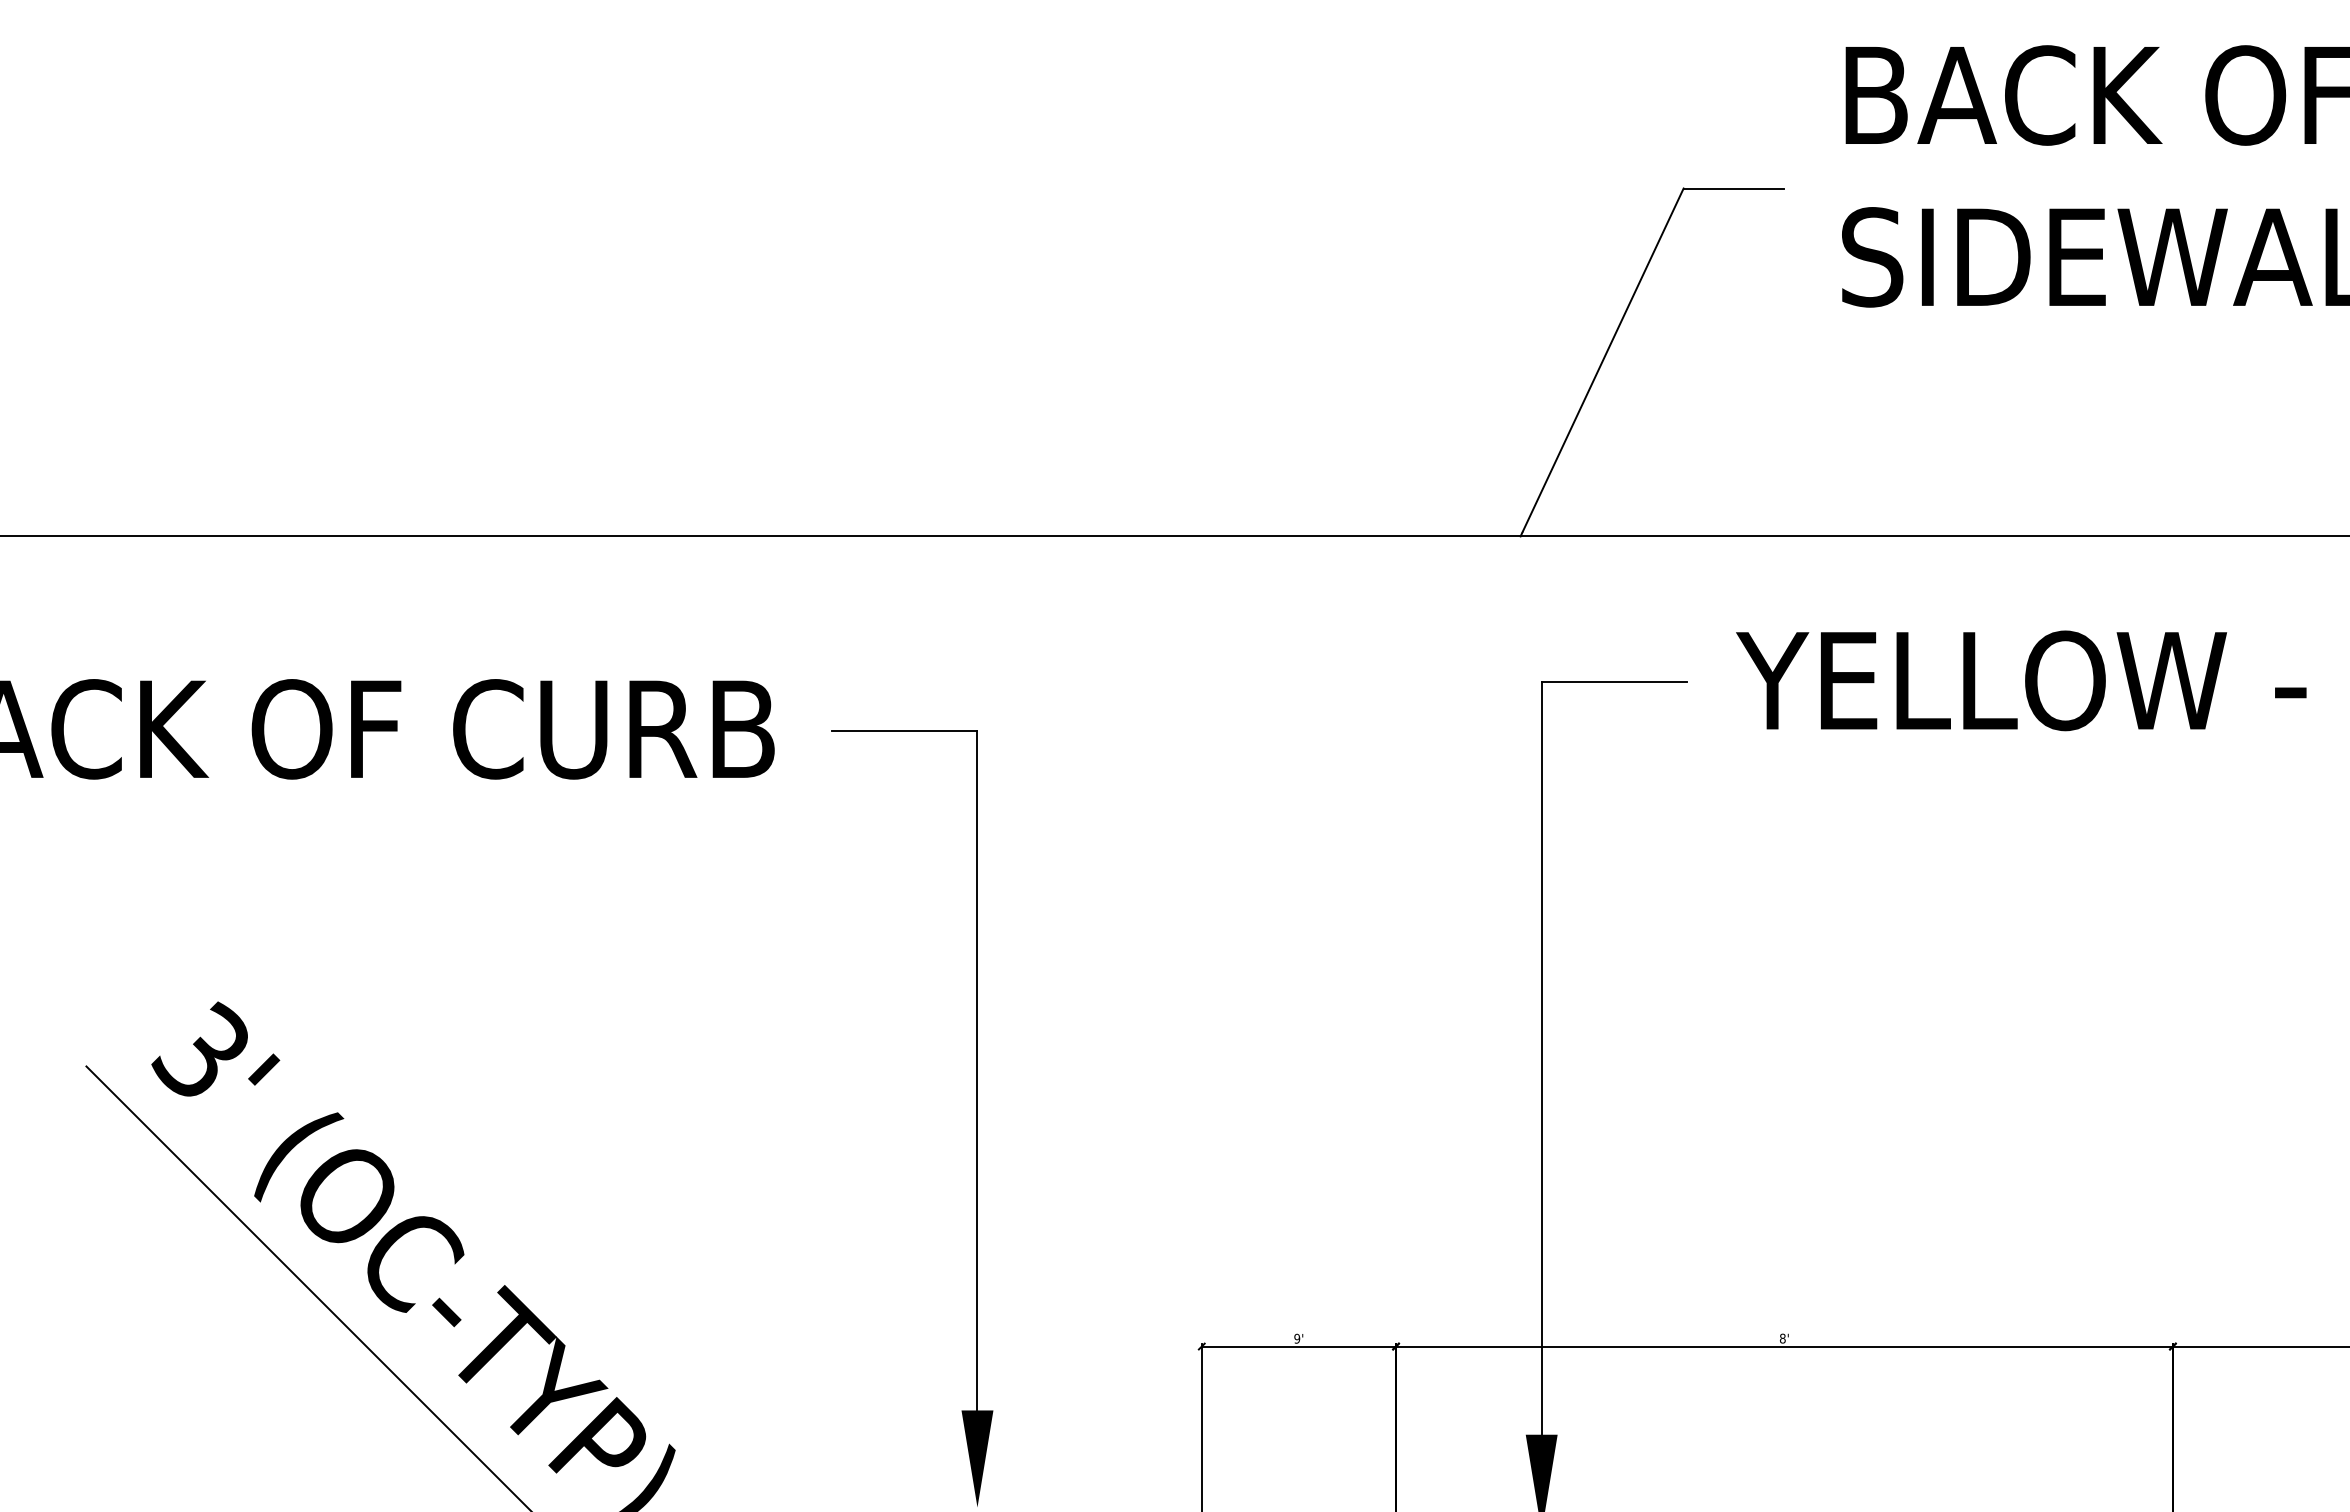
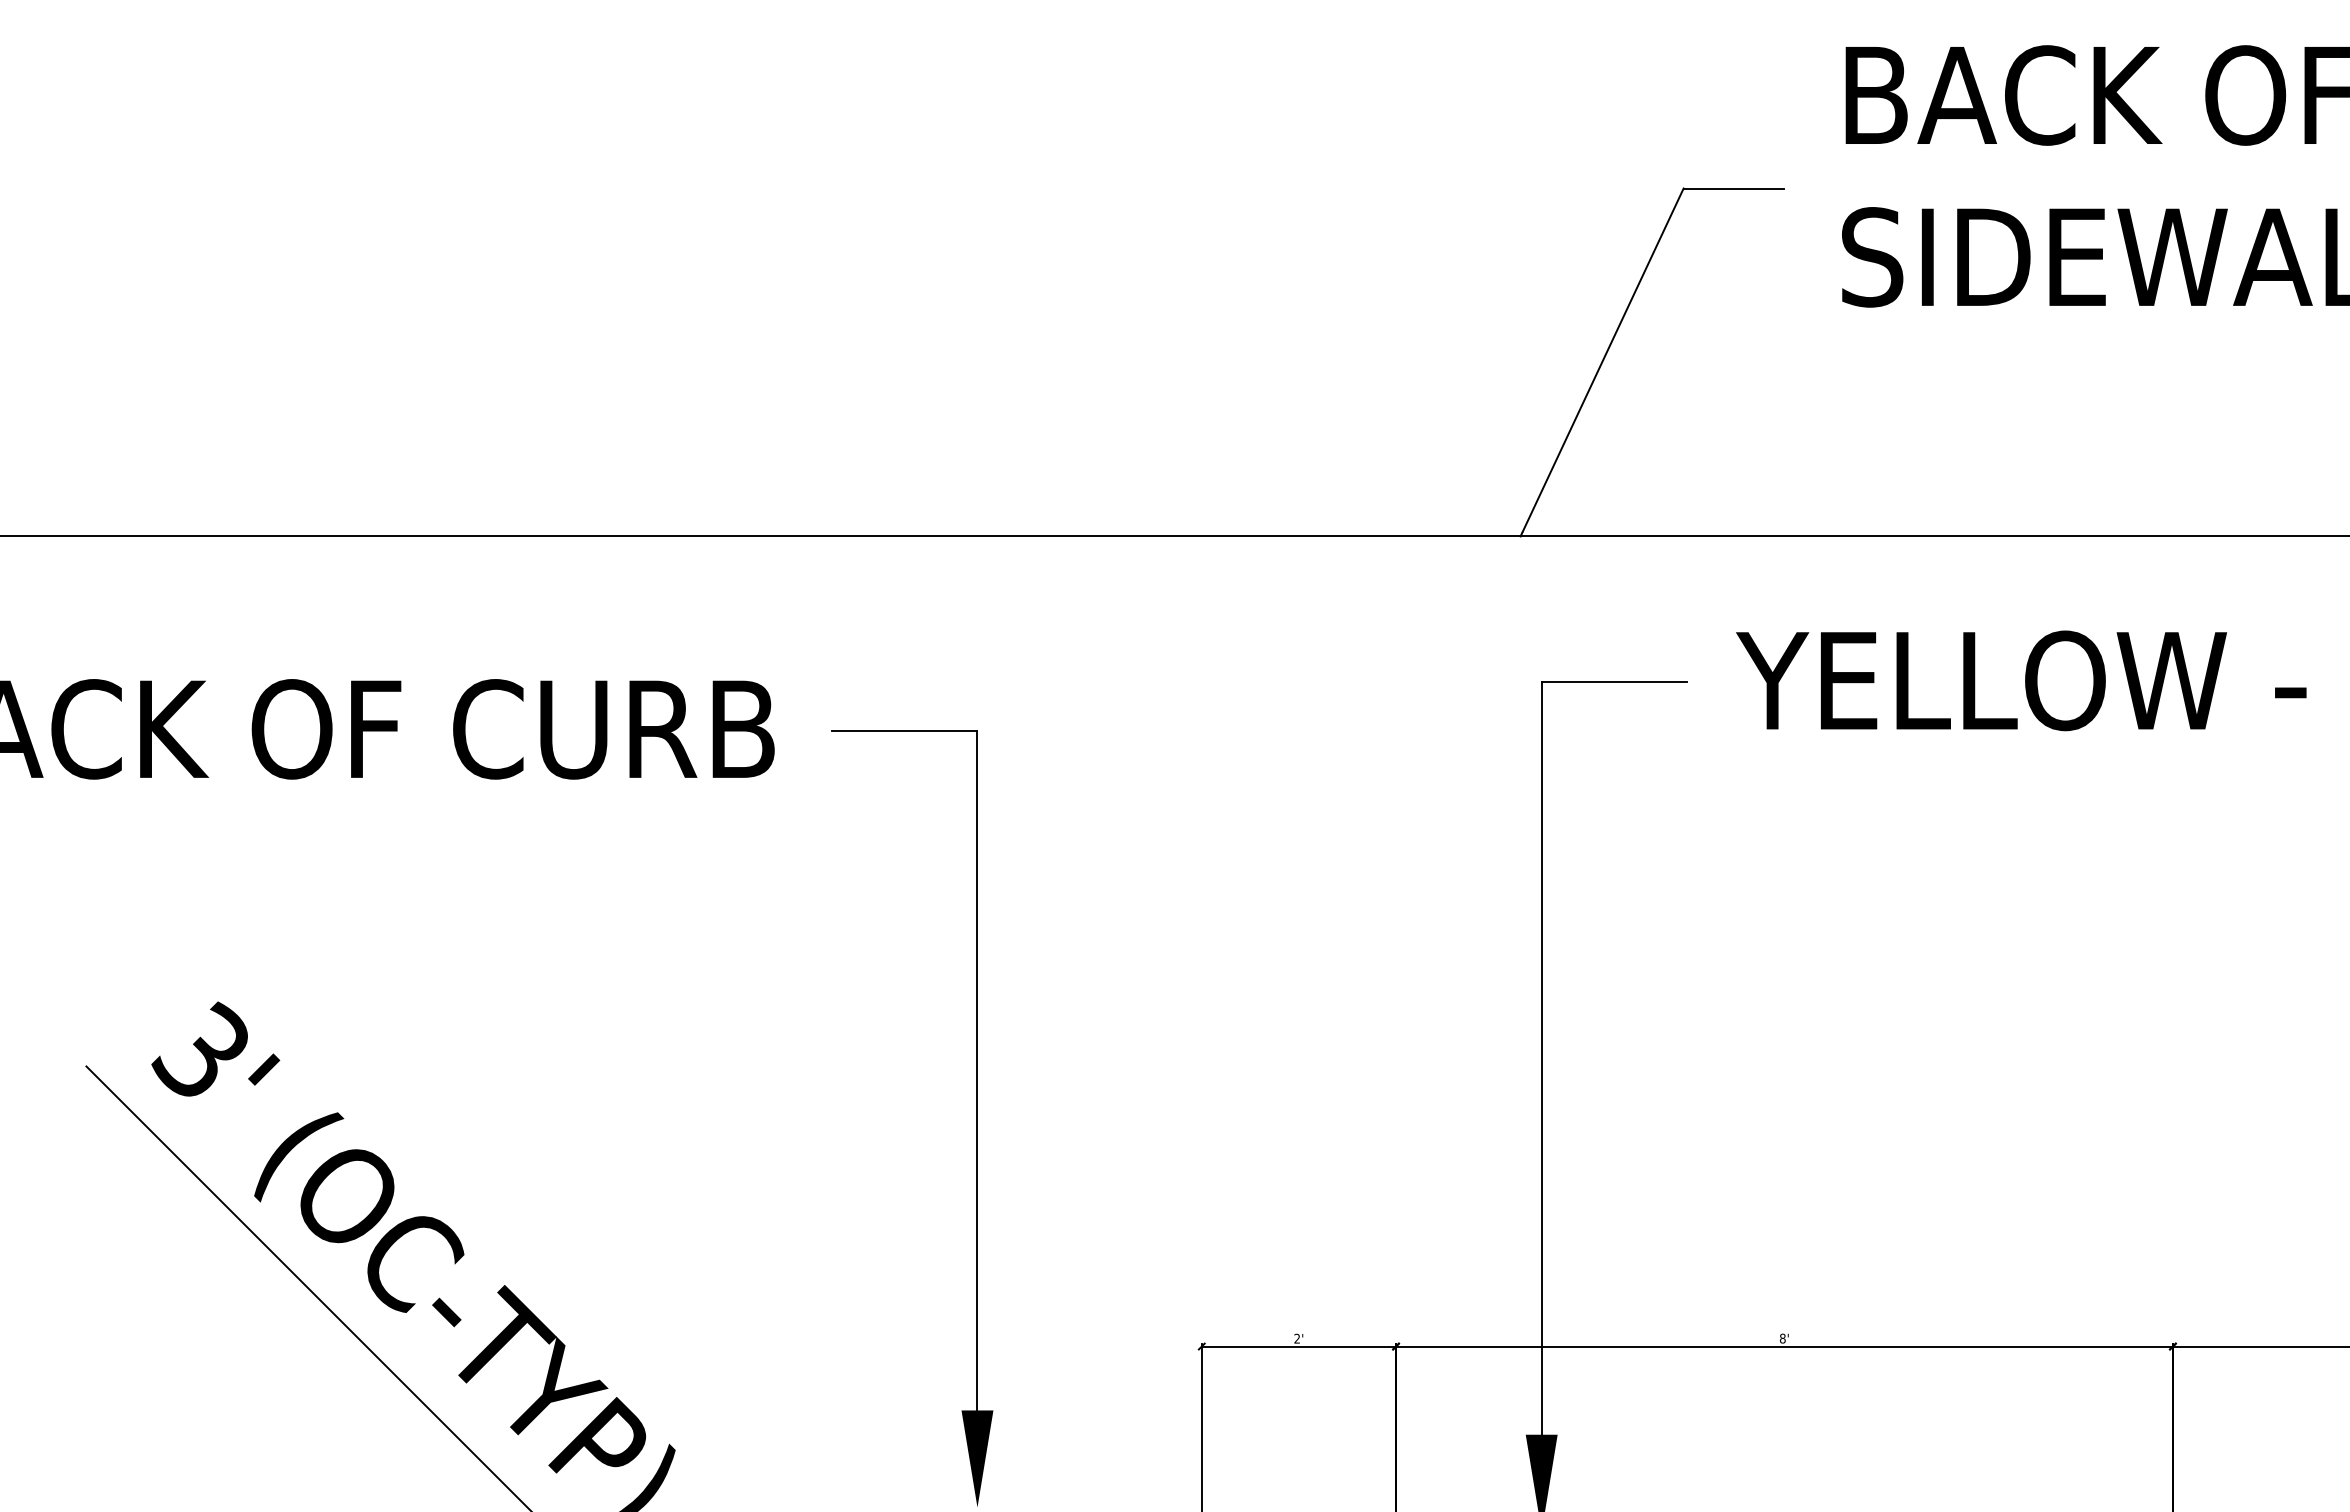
text: 9' -> 2' (1297, 1338)
